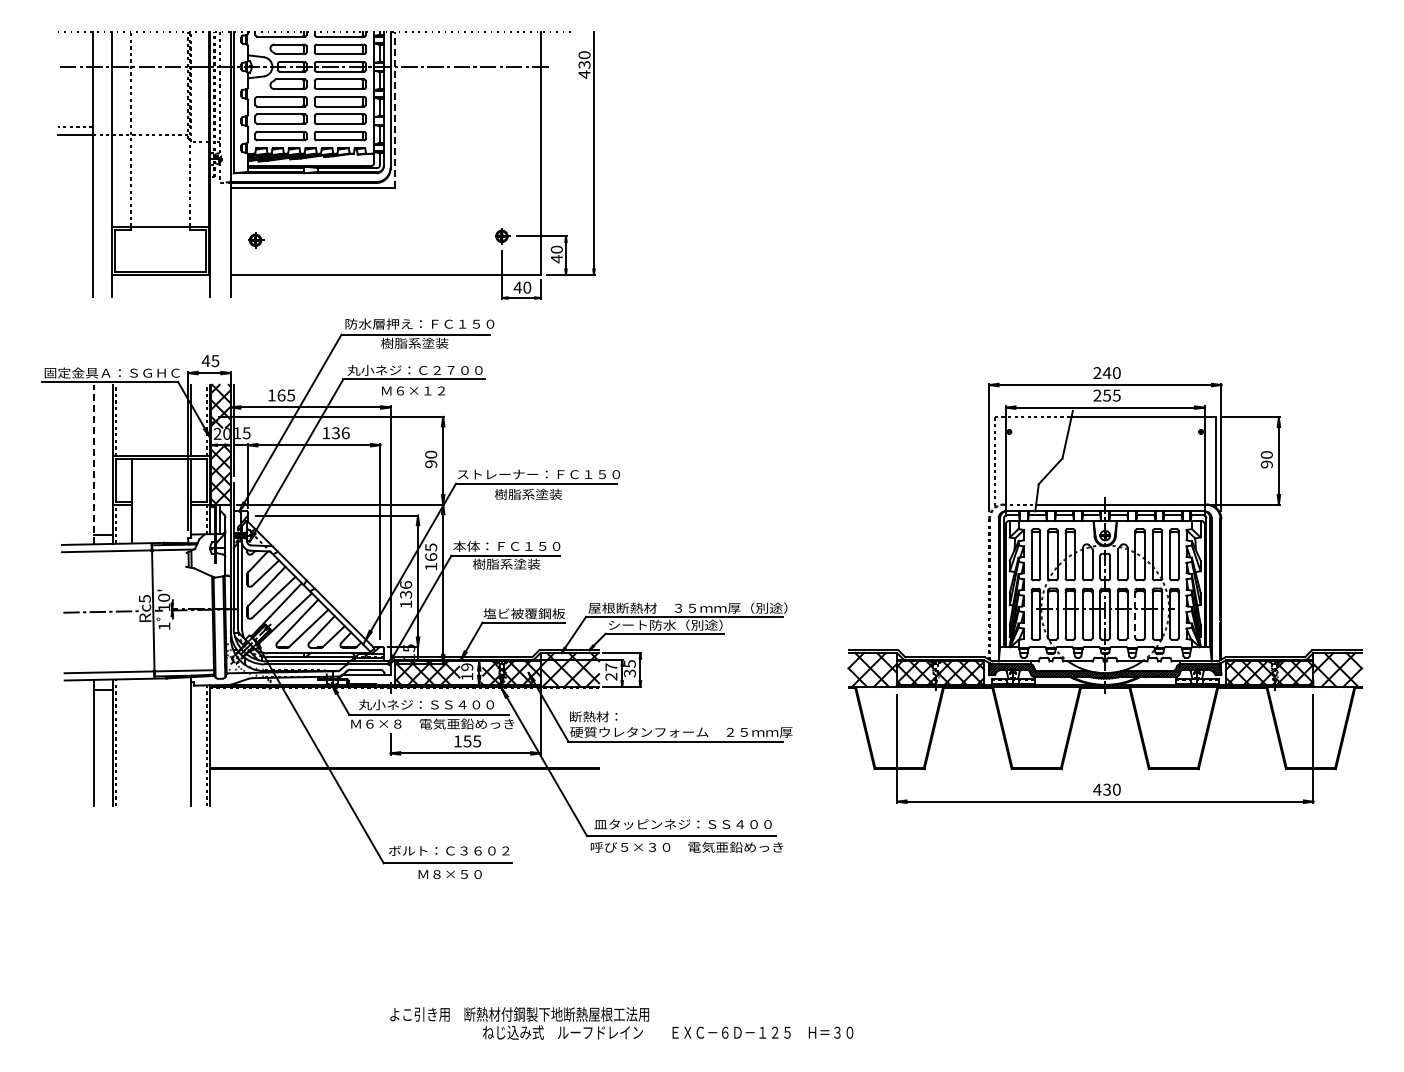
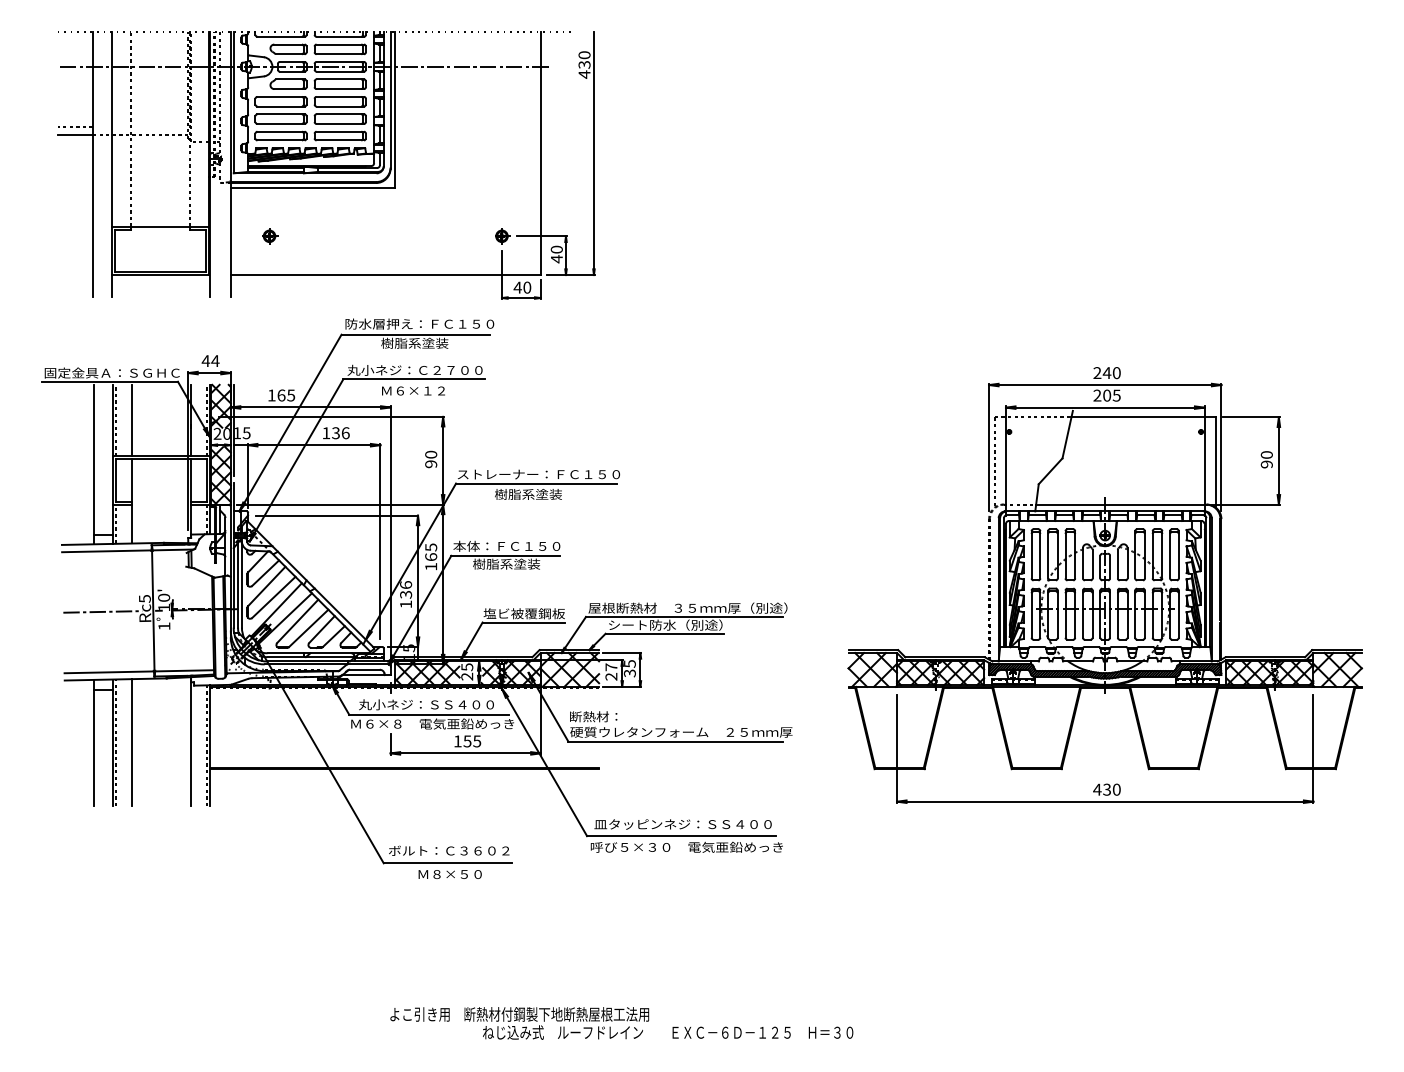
line: dashed -> solid (395, 109)
part position: (256, 240) -> (270, 236) (270, 236)
text: 45 -> 44 (215, 361)
text: 255 -> 205 (1107, 395)
line: none -> present (132, 420)
line: dashed -> solid (93, 464)
line: dashed -> solid (1135, 614)
text: 19 -> 25 (467, 671)
line: none -> present (132, 742)
